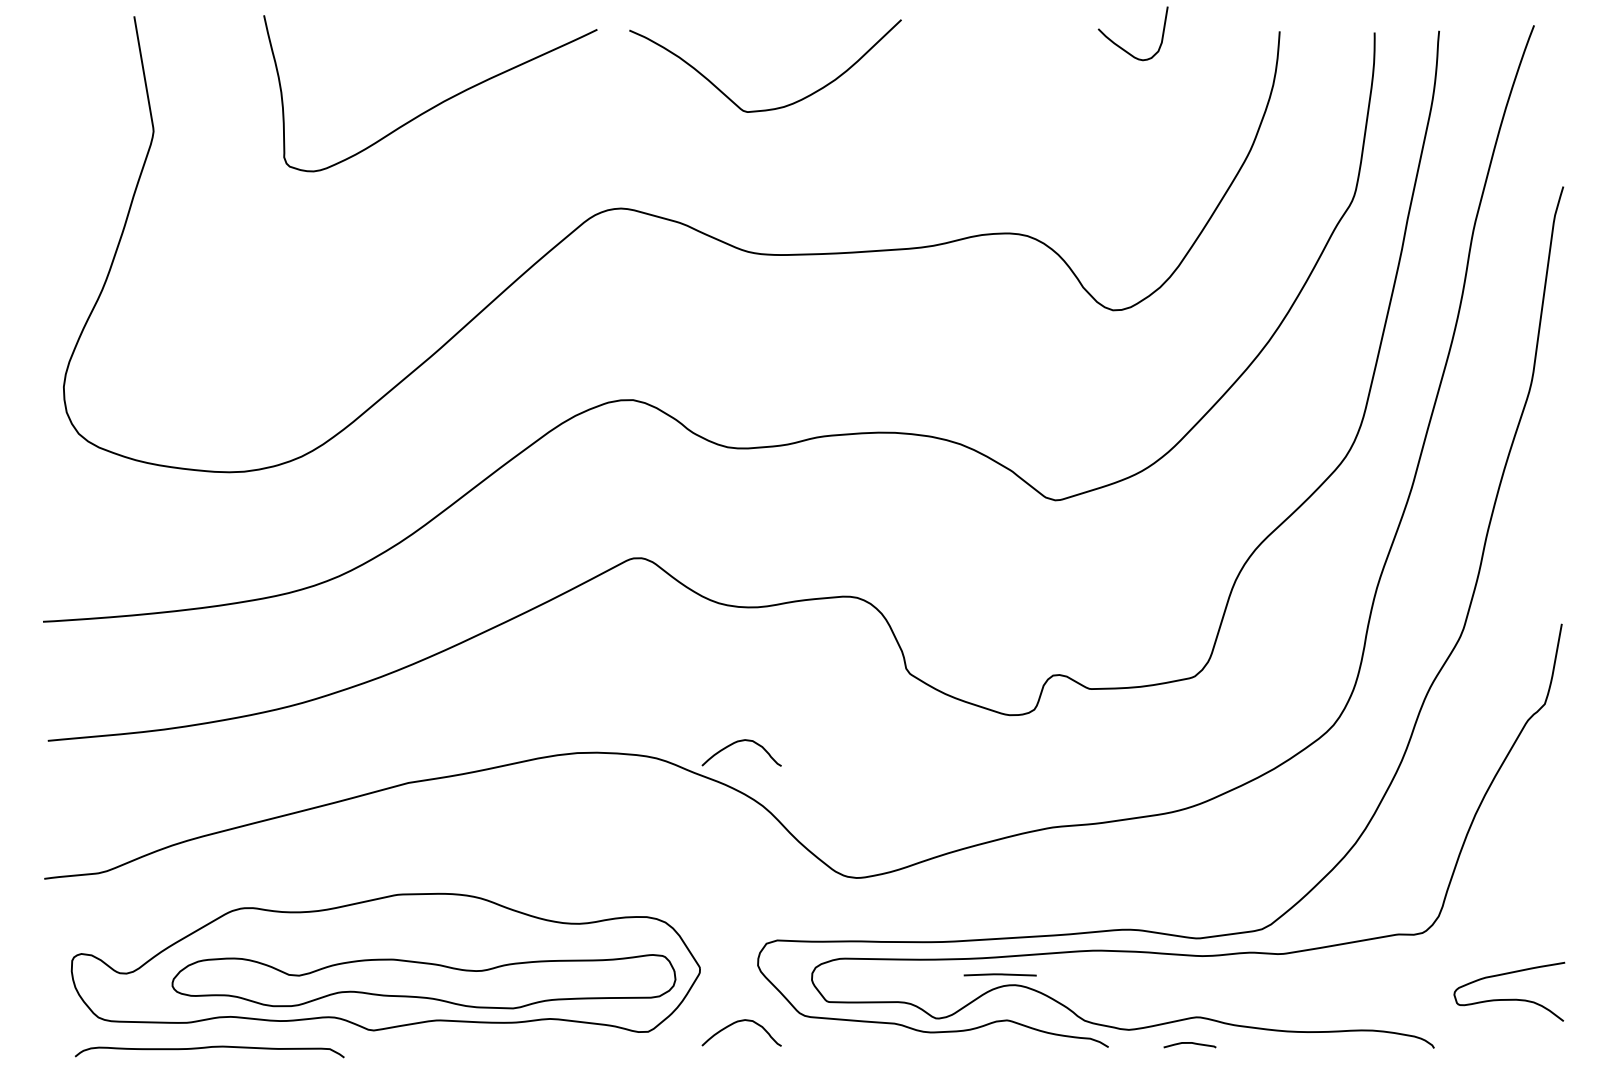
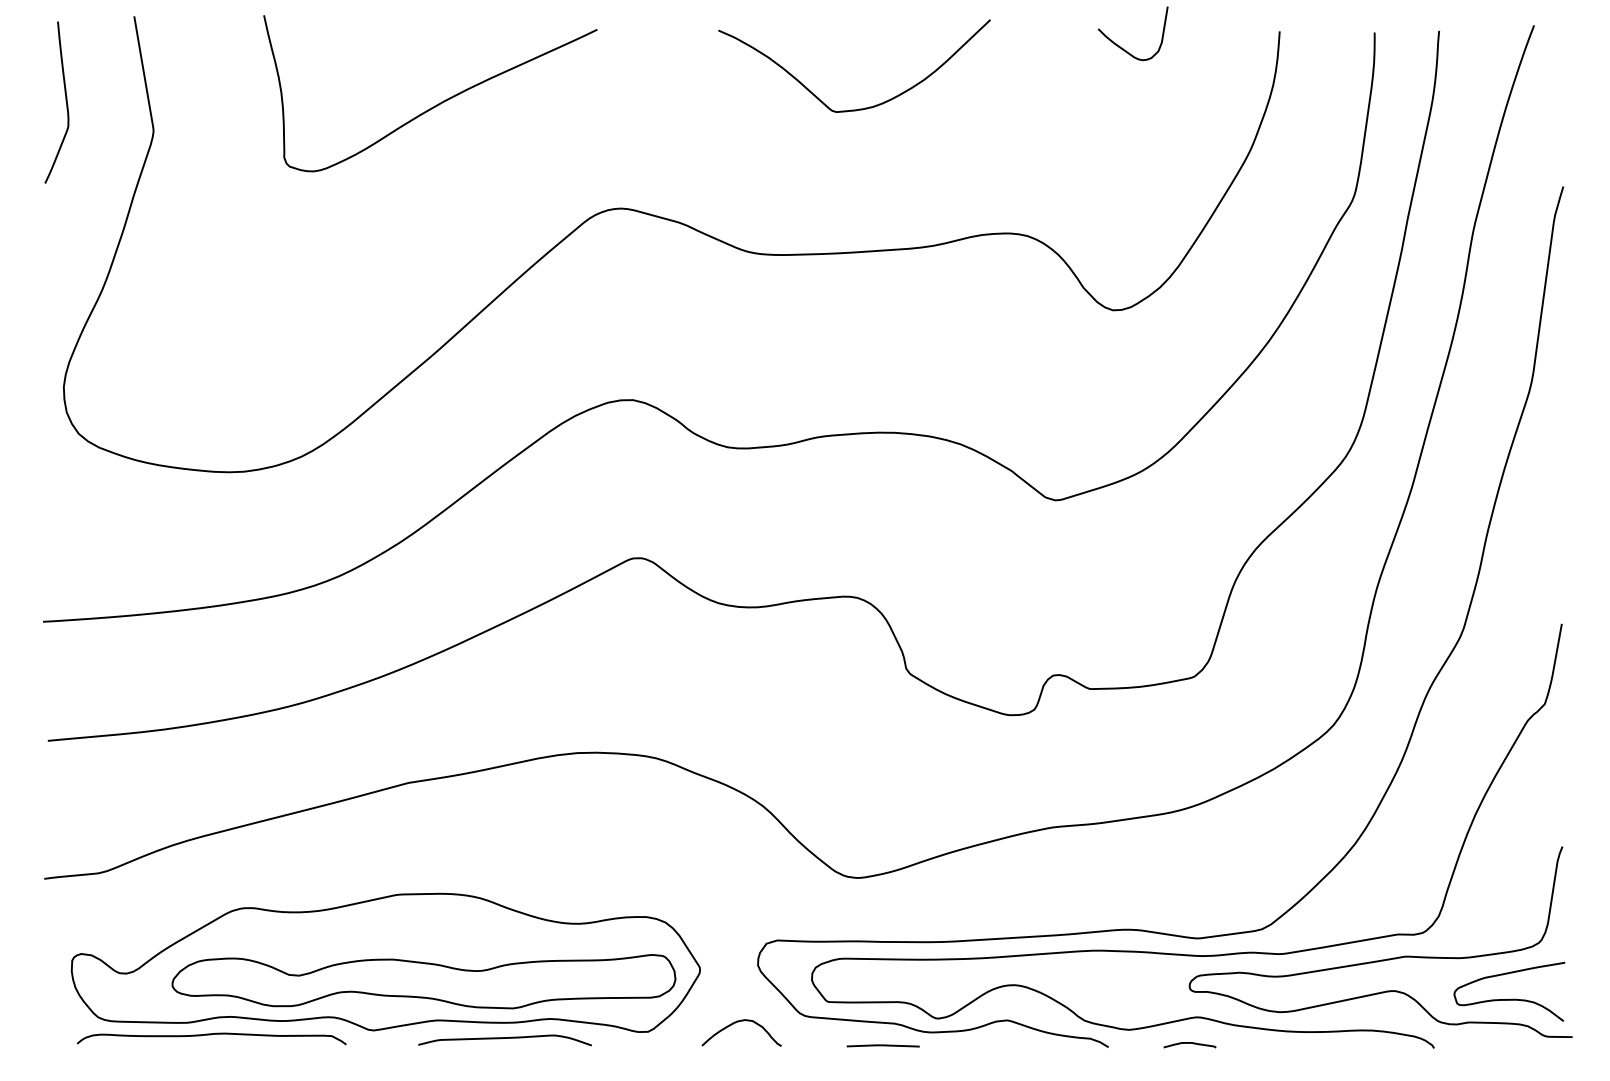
curve: none -> present (65, 101)
curve position: (770, 108) -> (859, 108) (859, 108)
curve: present -> none (738, 742)
curve: none -> present (1381, 959)
line position: (999, 974) -> (882, 1045) (882, 1045)
curve: none -> present (504, 1038)
curve position: (209, 1048) -> (211, 1035) (211, 1035)
